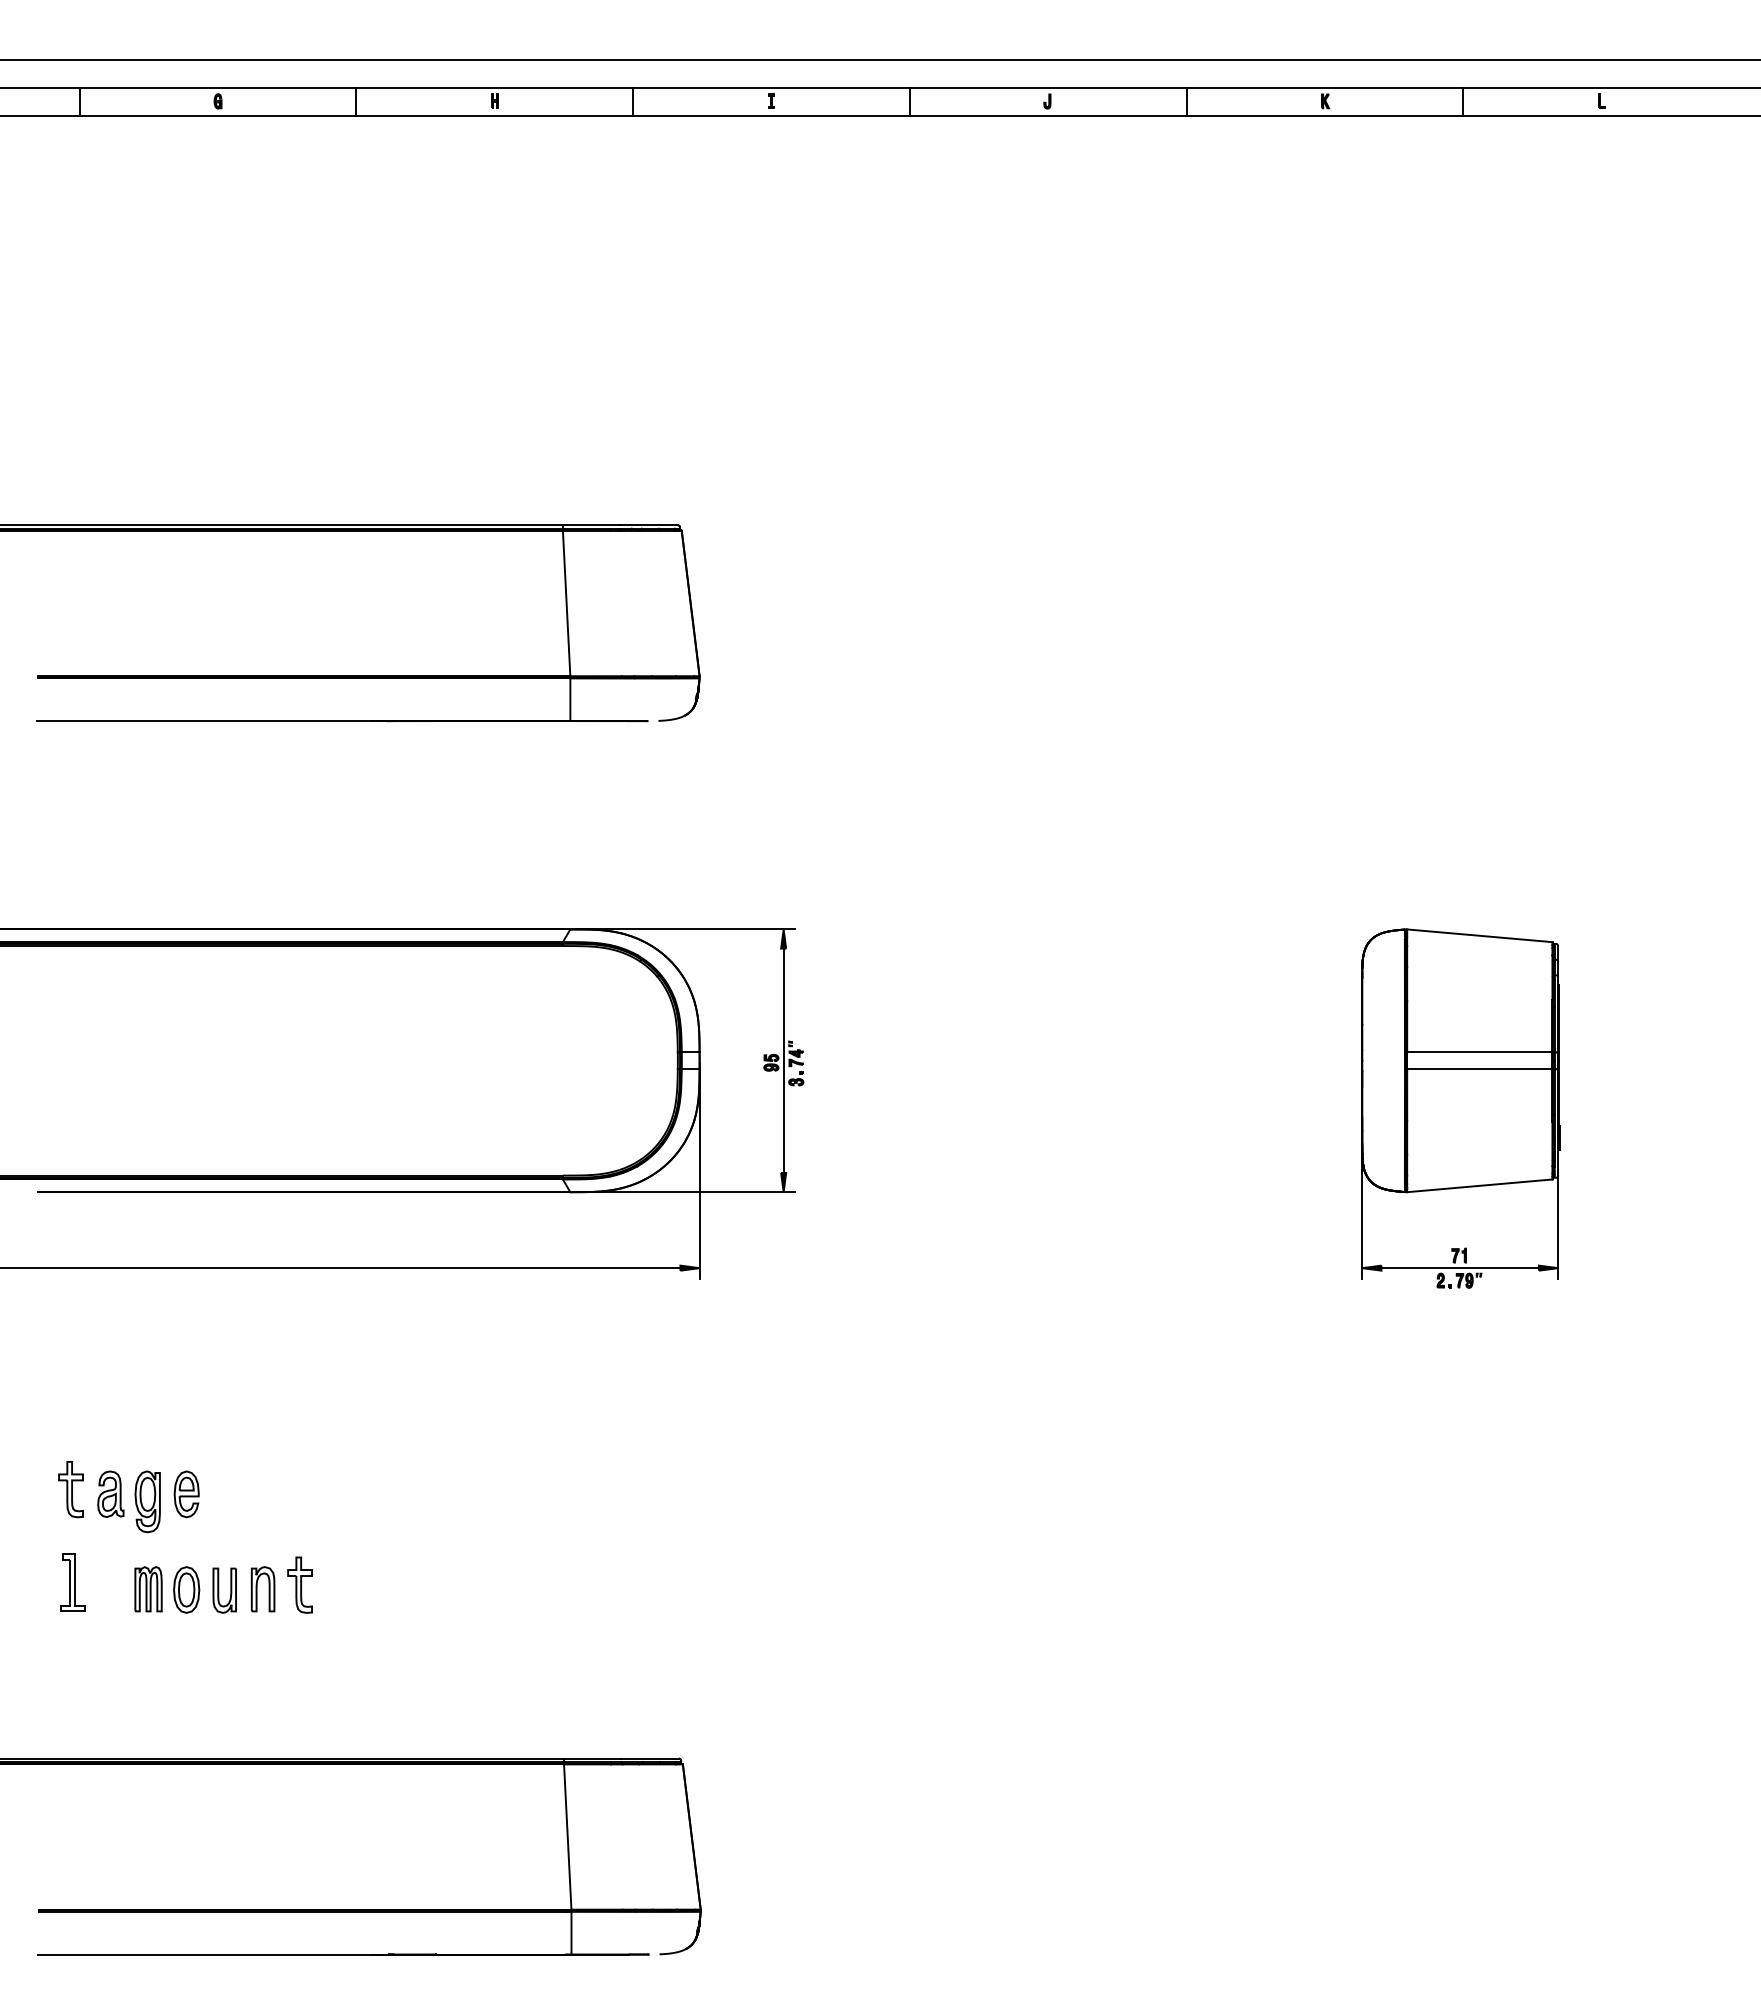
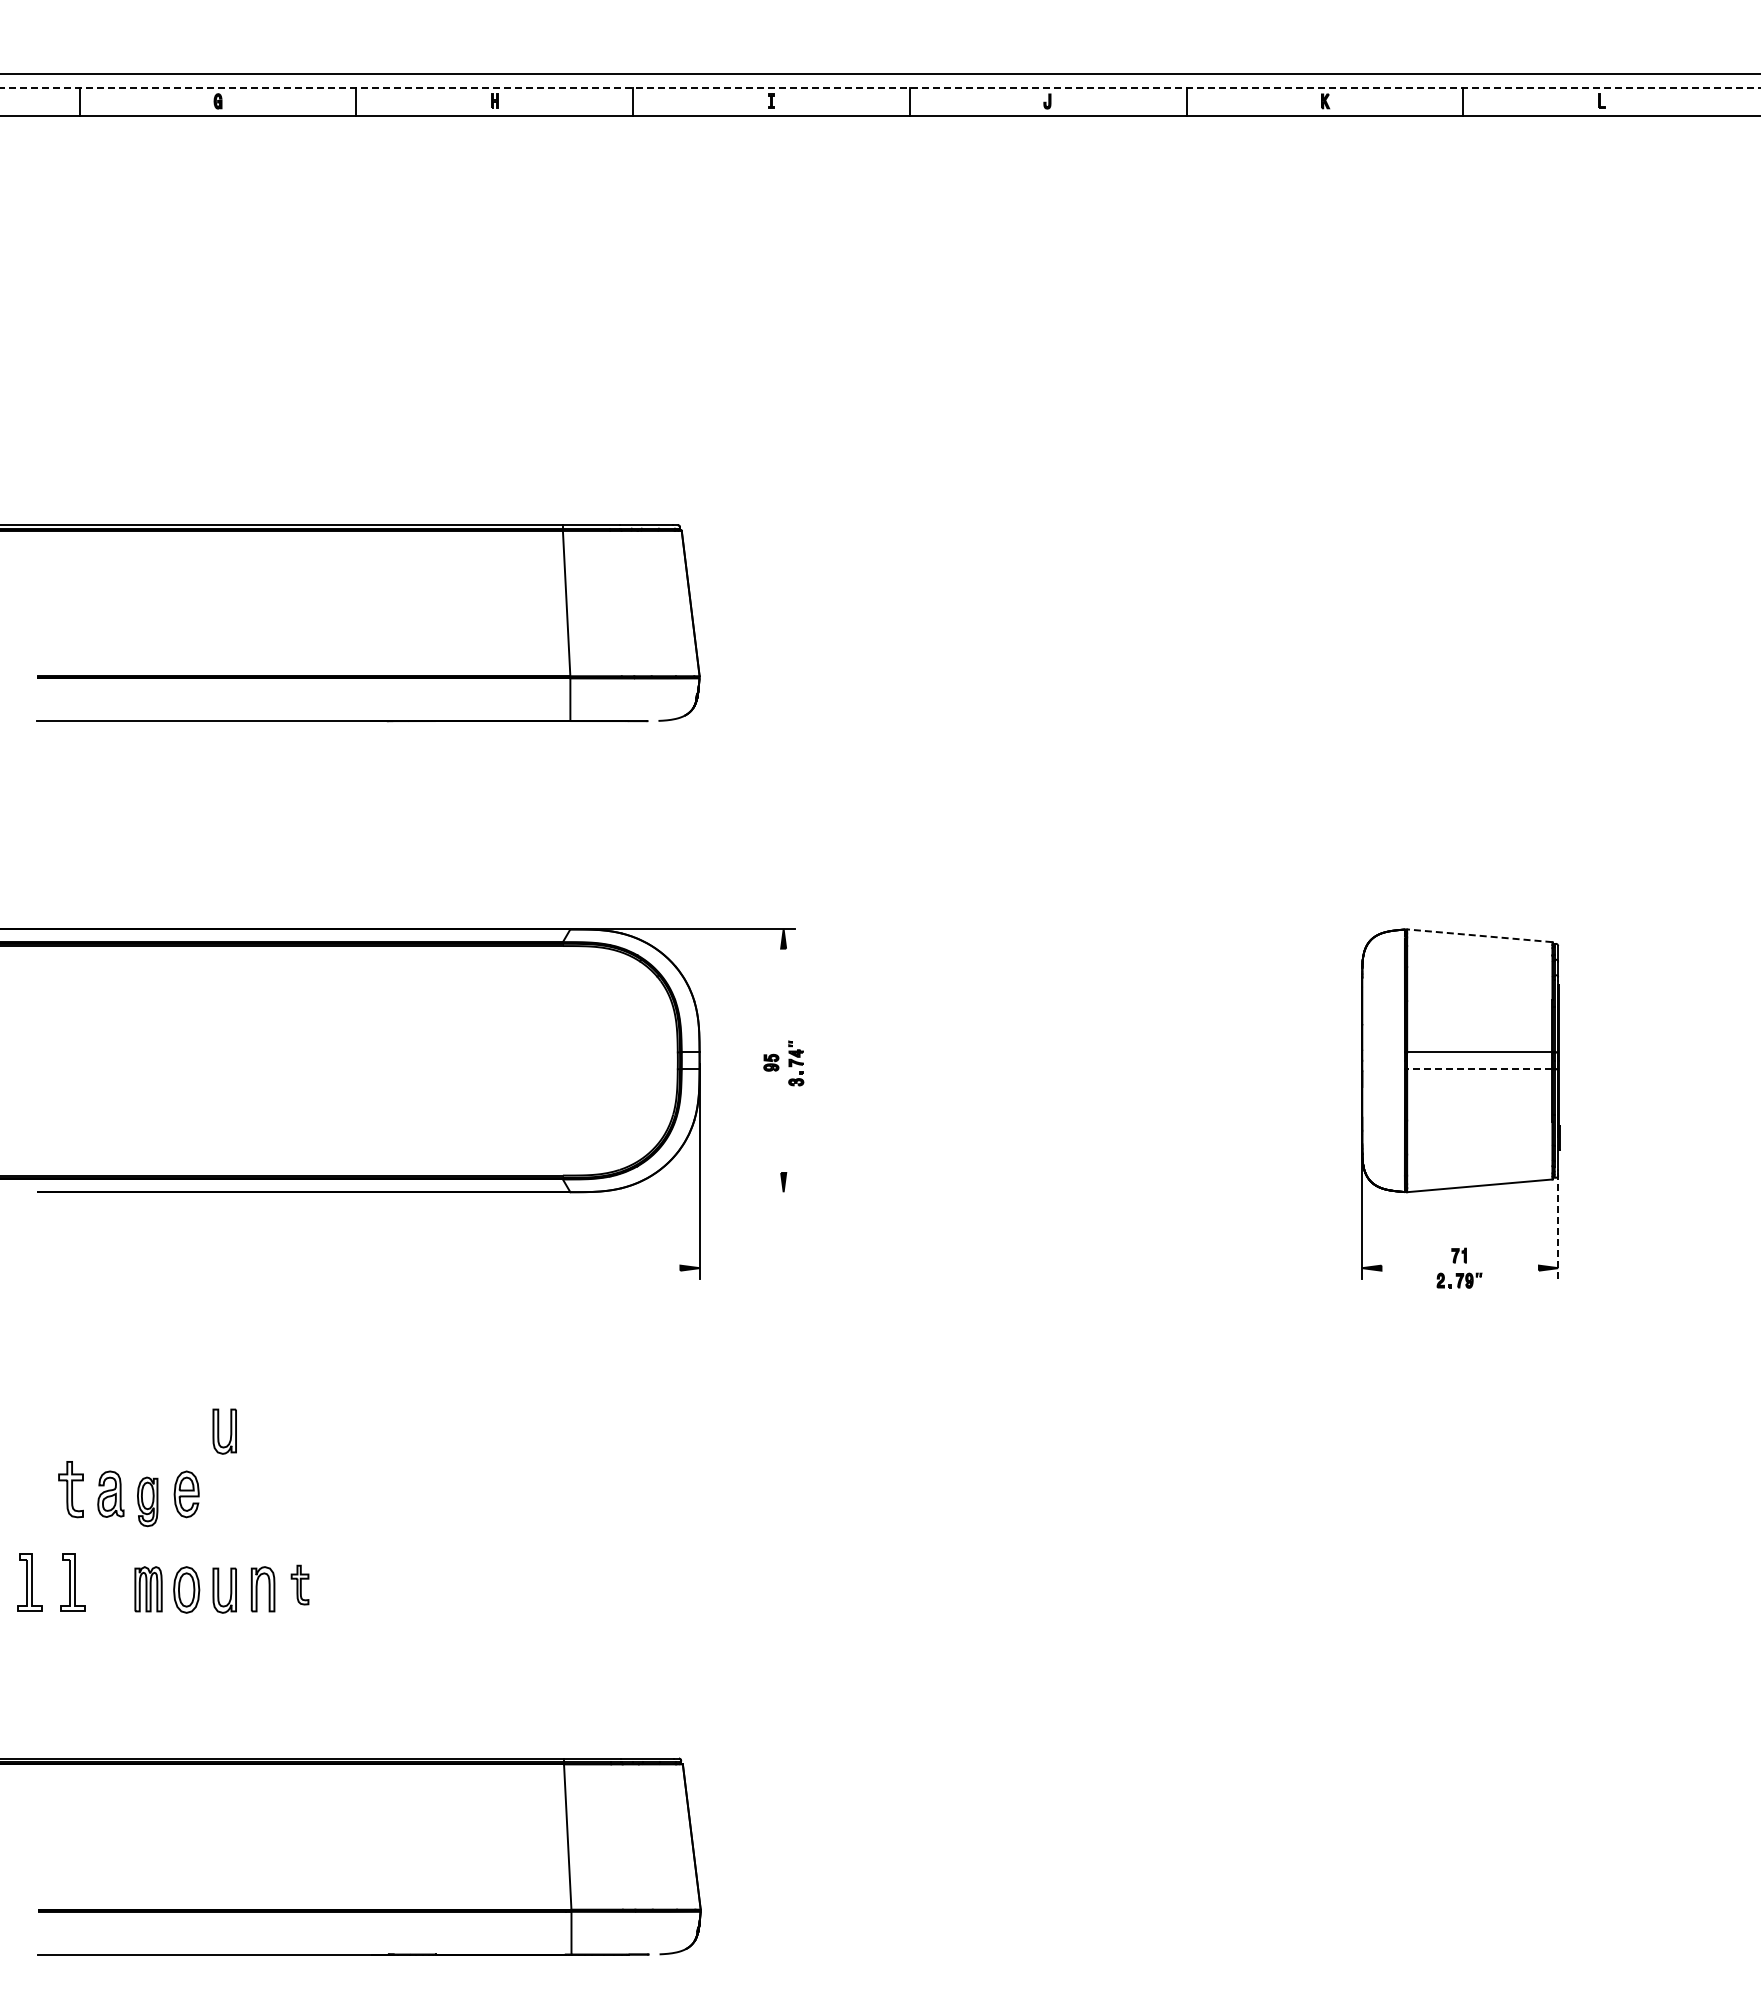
line position: (879, 60) -> (879, 74) (879, 74)
line: solid -> dashed (880, 88)
line: solid -> dashed (1479, 935)
line: present -> none (783, 1060)
line: solid -> dashed (1479, 1069)
line: present -> none (683, 1192)
line: solid -> dashed (1558, 1226)
line: present -> none (341, 1268)
line: present -> none (1459, 1268)
part: none -> present (224, 1431)
part size: 27x64 px -> 22x52 px (147, 1501)
part: none -> present (29, 1582)
part size: 26x58 px -> 20x42 px (299, 1584)
